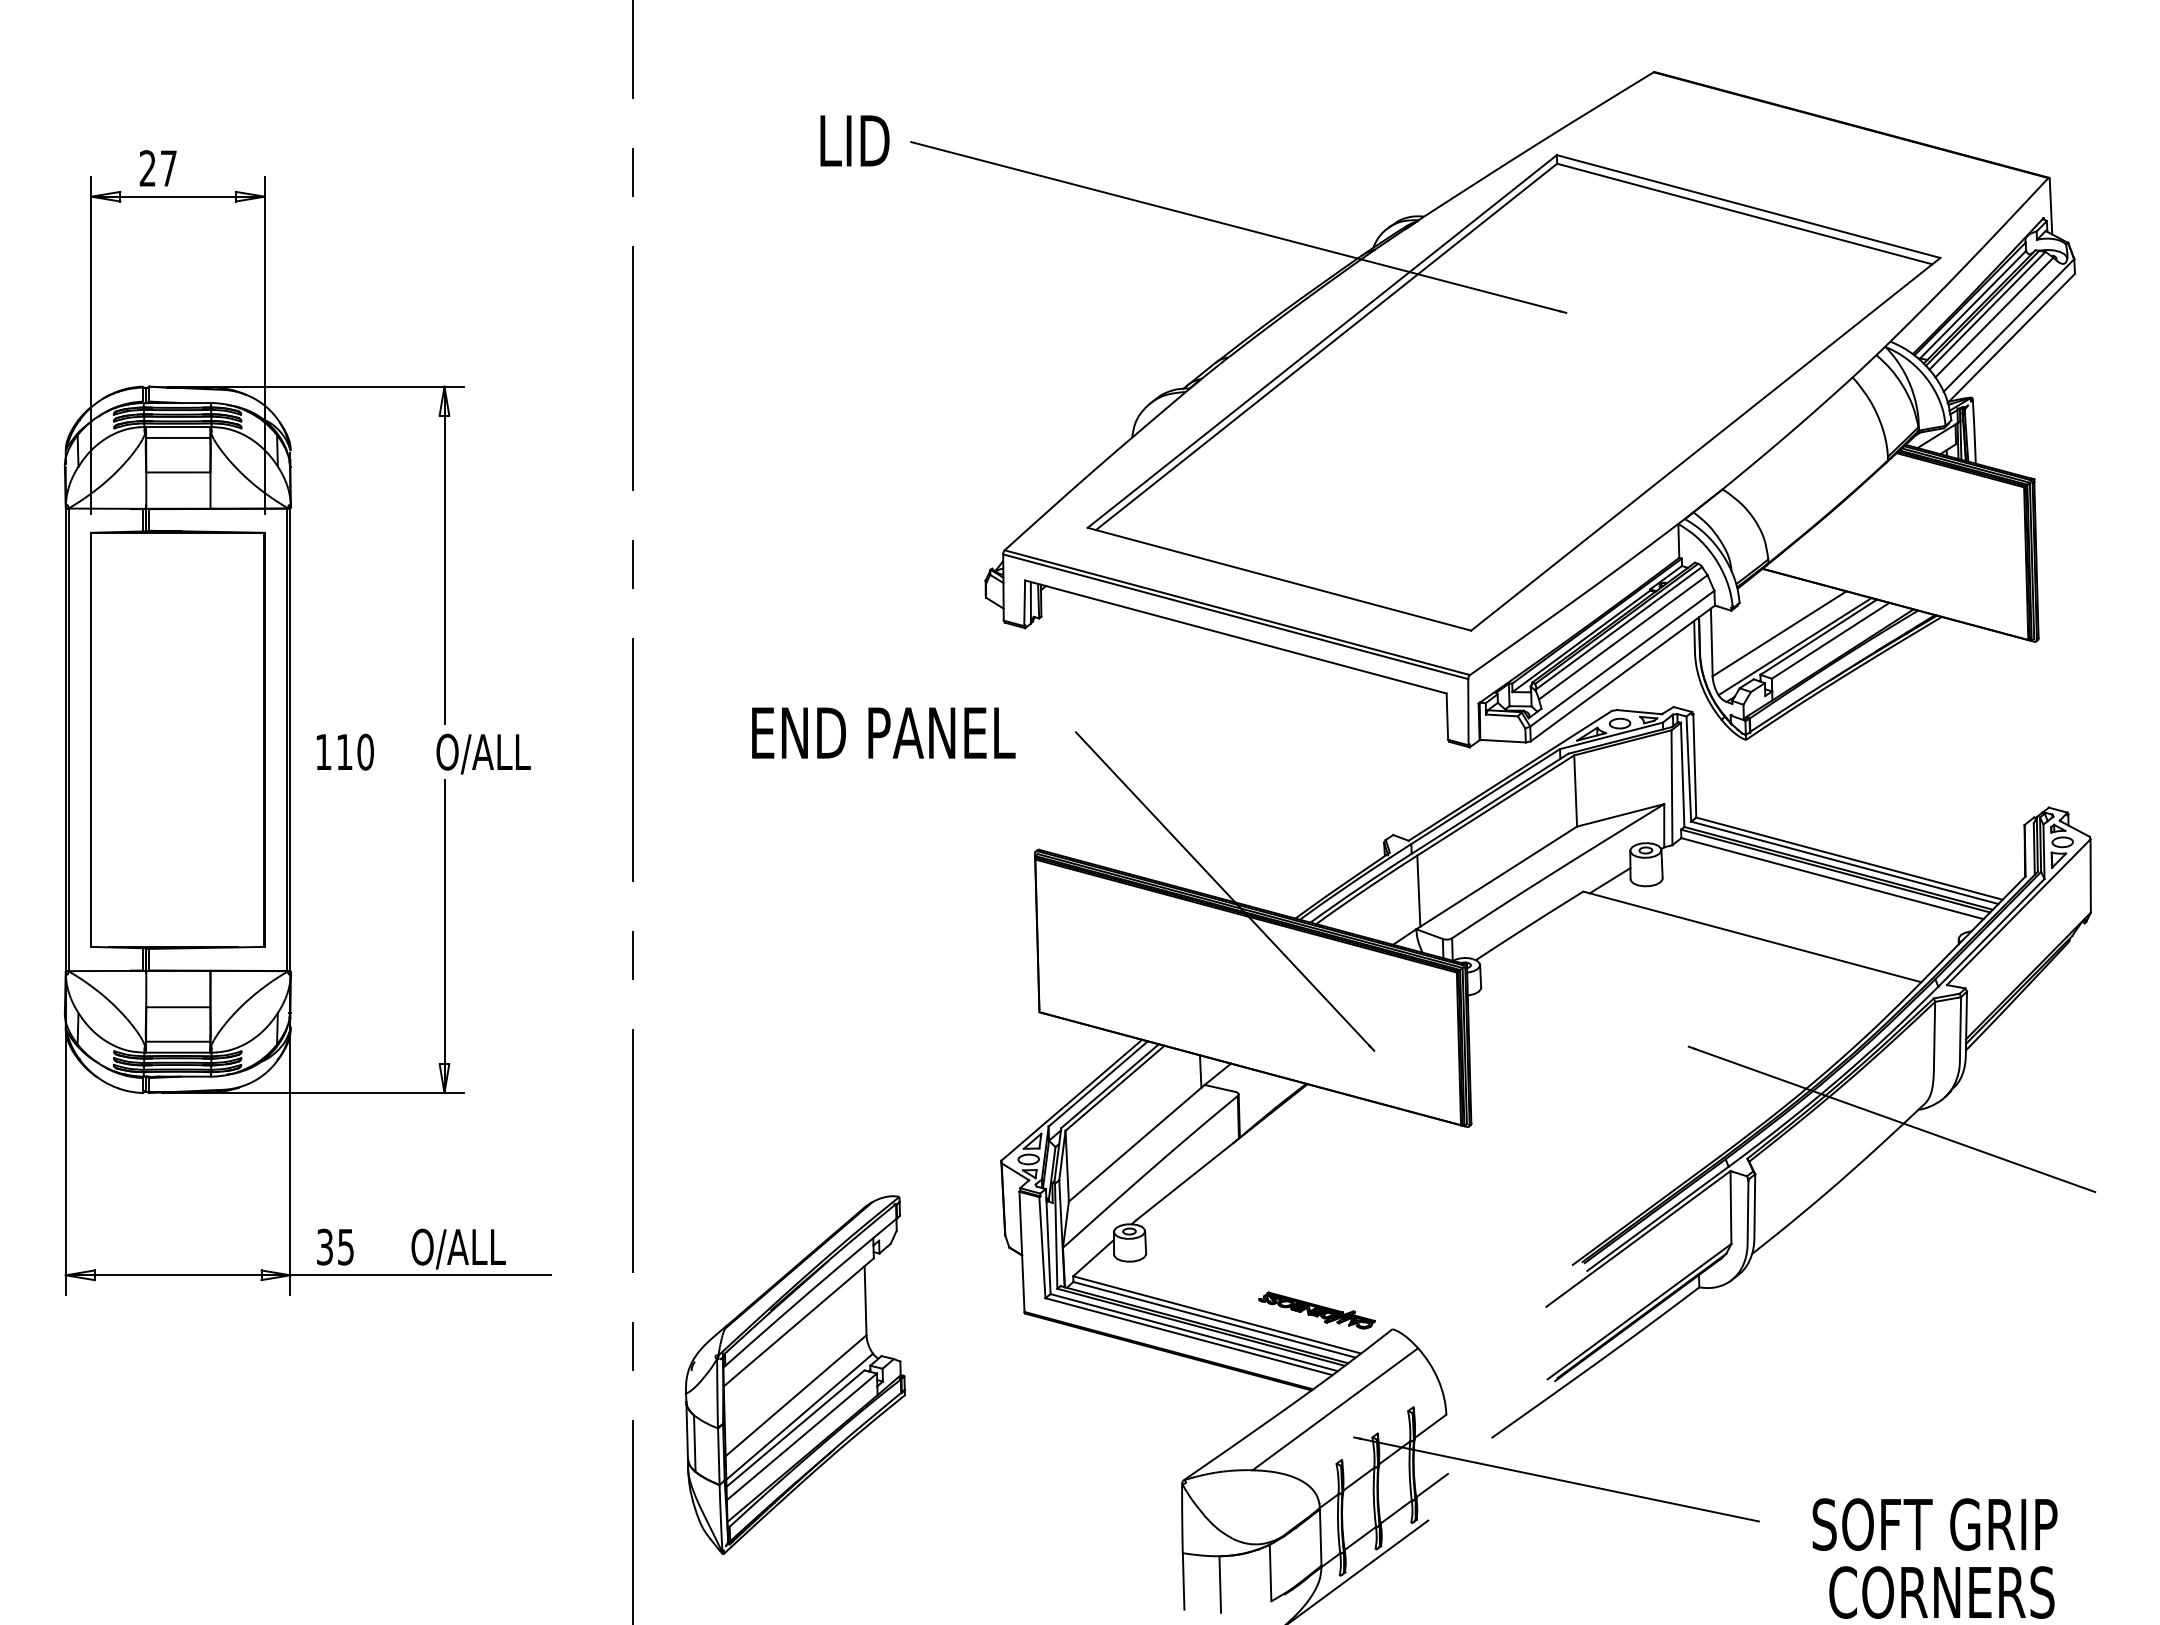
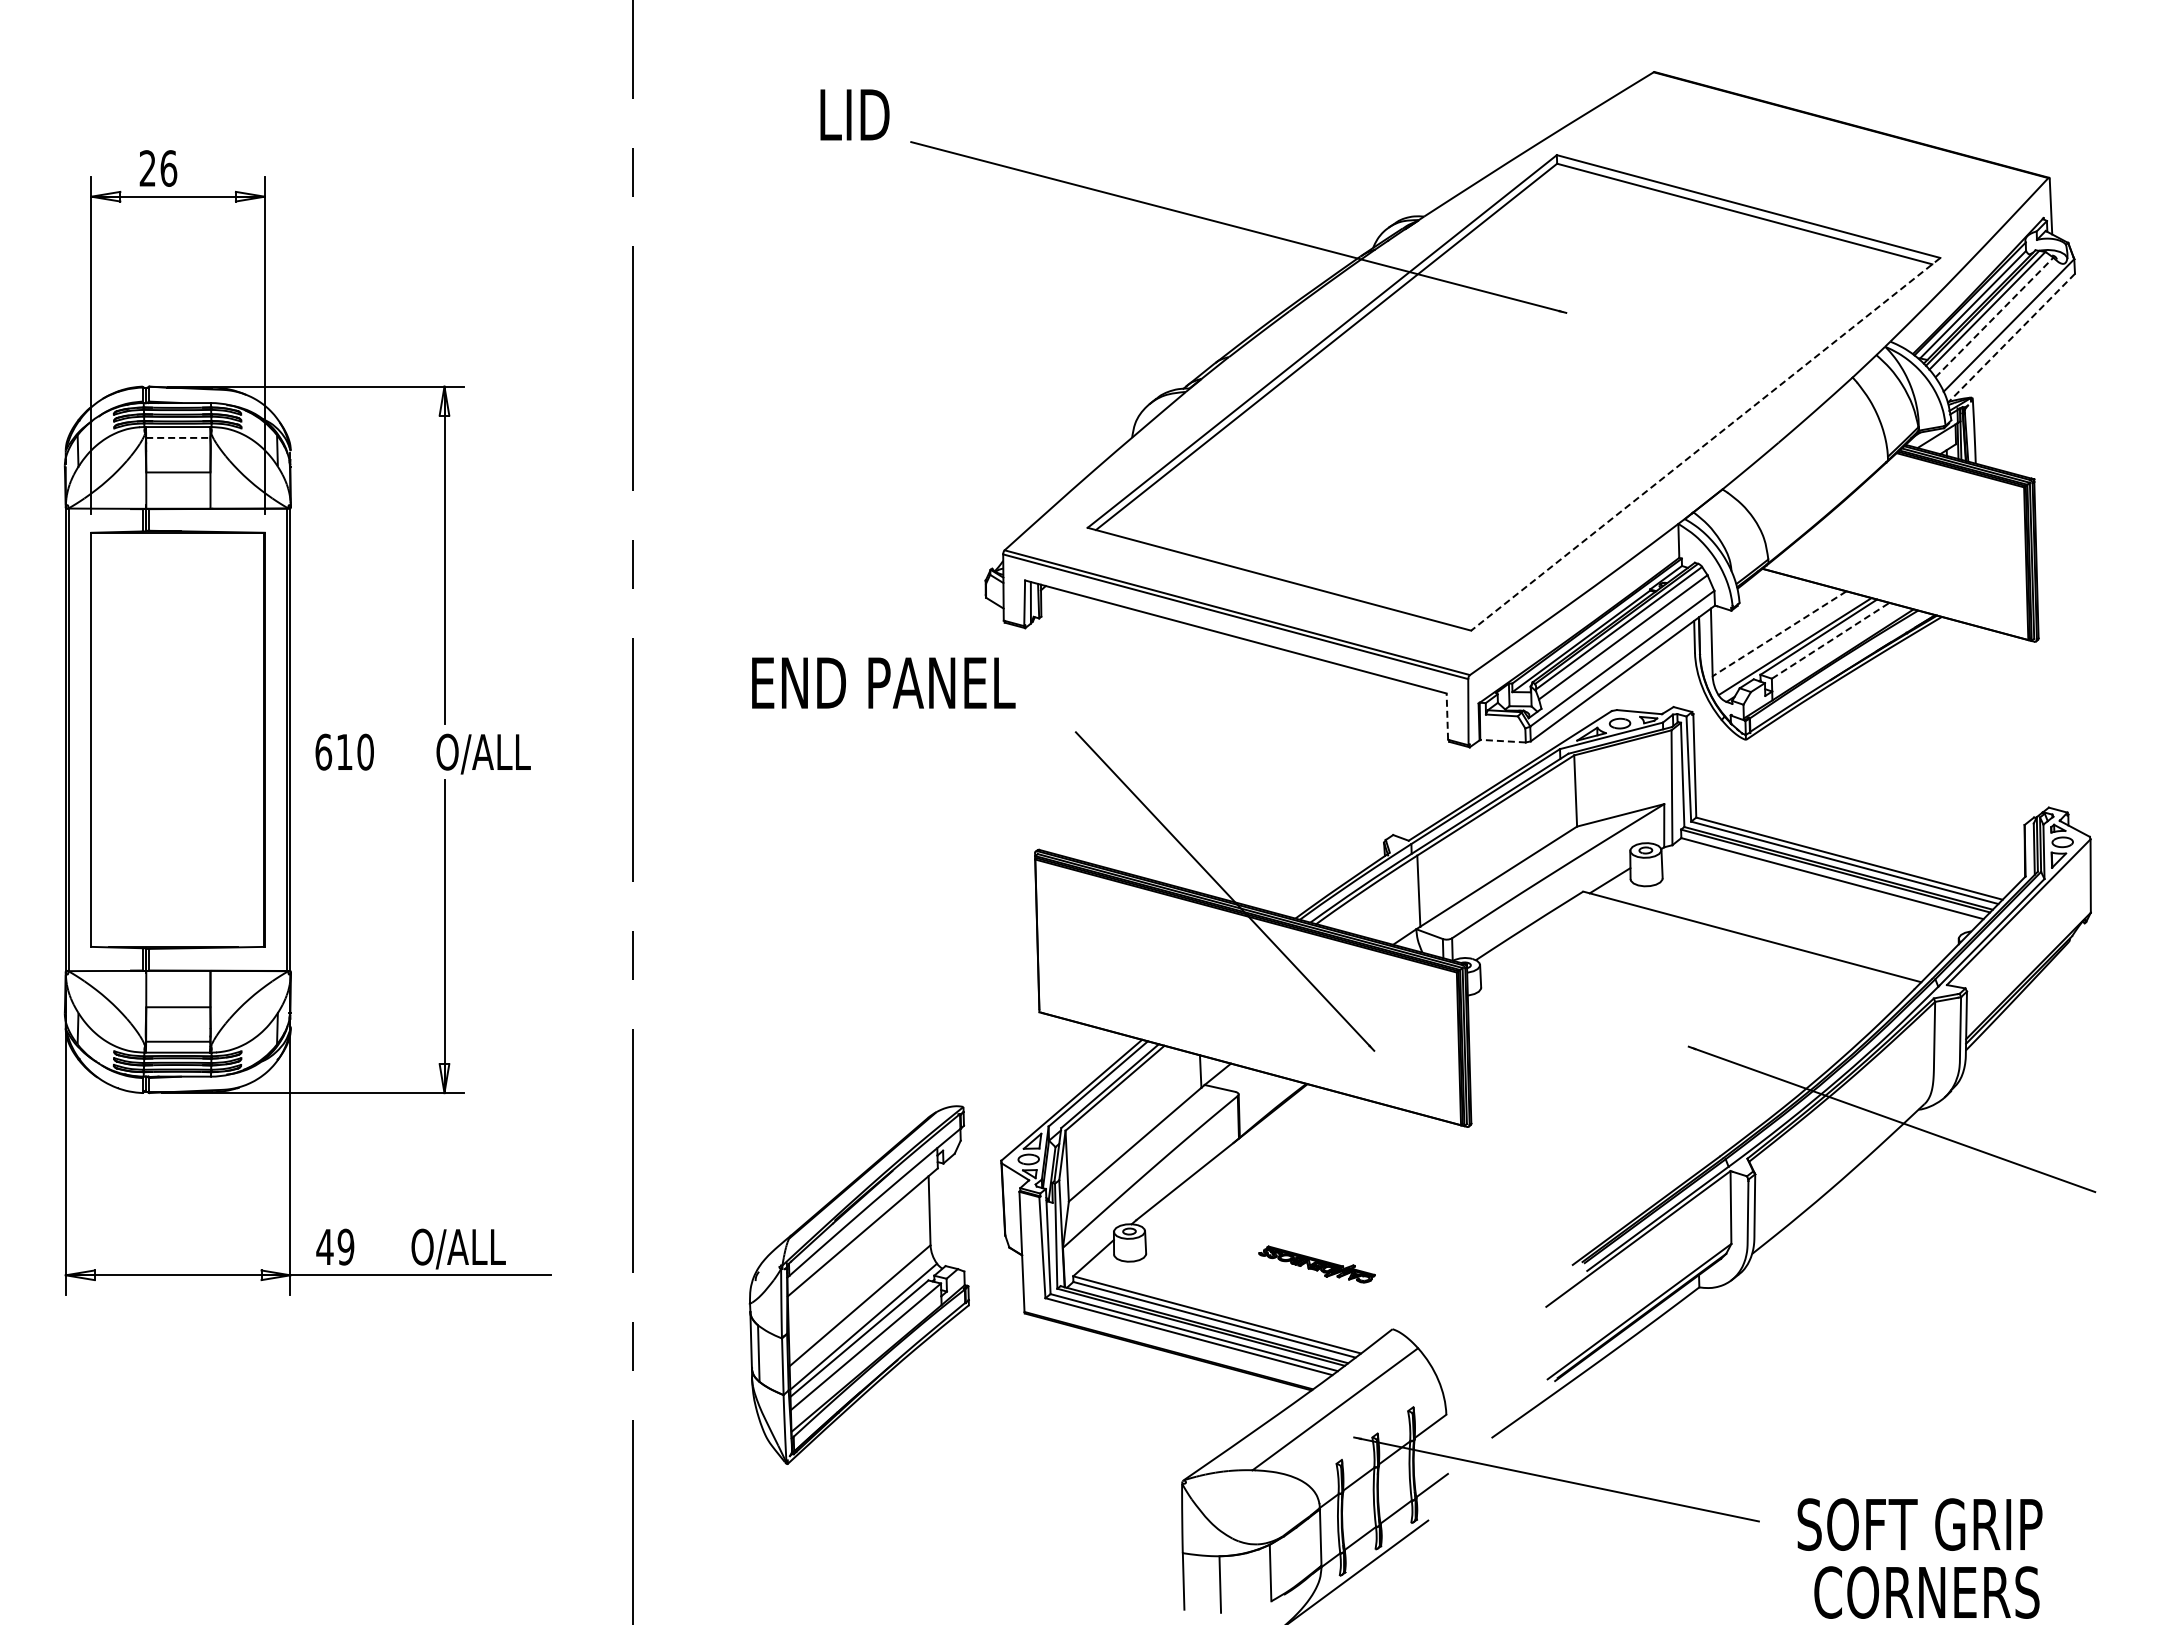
text position: (854, 140) -> (854, 114) (854, 114)
text: 27 -> 26 (168, 168)
line: solid -> dashed (1994, 317)
line: solid -> dashed (2011, 338)
line: solid -> dashed (178, 437)
line: solid -> dashed (1705, 444)
line: solid -> dashed (1779, 634)
line: solid -> dashed (1830, 640)
line: solid -> dashed (1447, 716)
text position: (883, 732) -> (883, 682) (883, 682)
line: solid -> dashed (1503, 741)
text: 110 -> 610 (323, 751)
text: 35 -> 49 (335, 1246)
part position: (1316, 1310) -> (1316, 1264) (1316, 1264)
part position: (794, 1374) -> (858, 1284) (858, 1284)
text position: (1934, 1558) -> (1919, 1558) (1919, 1558)
